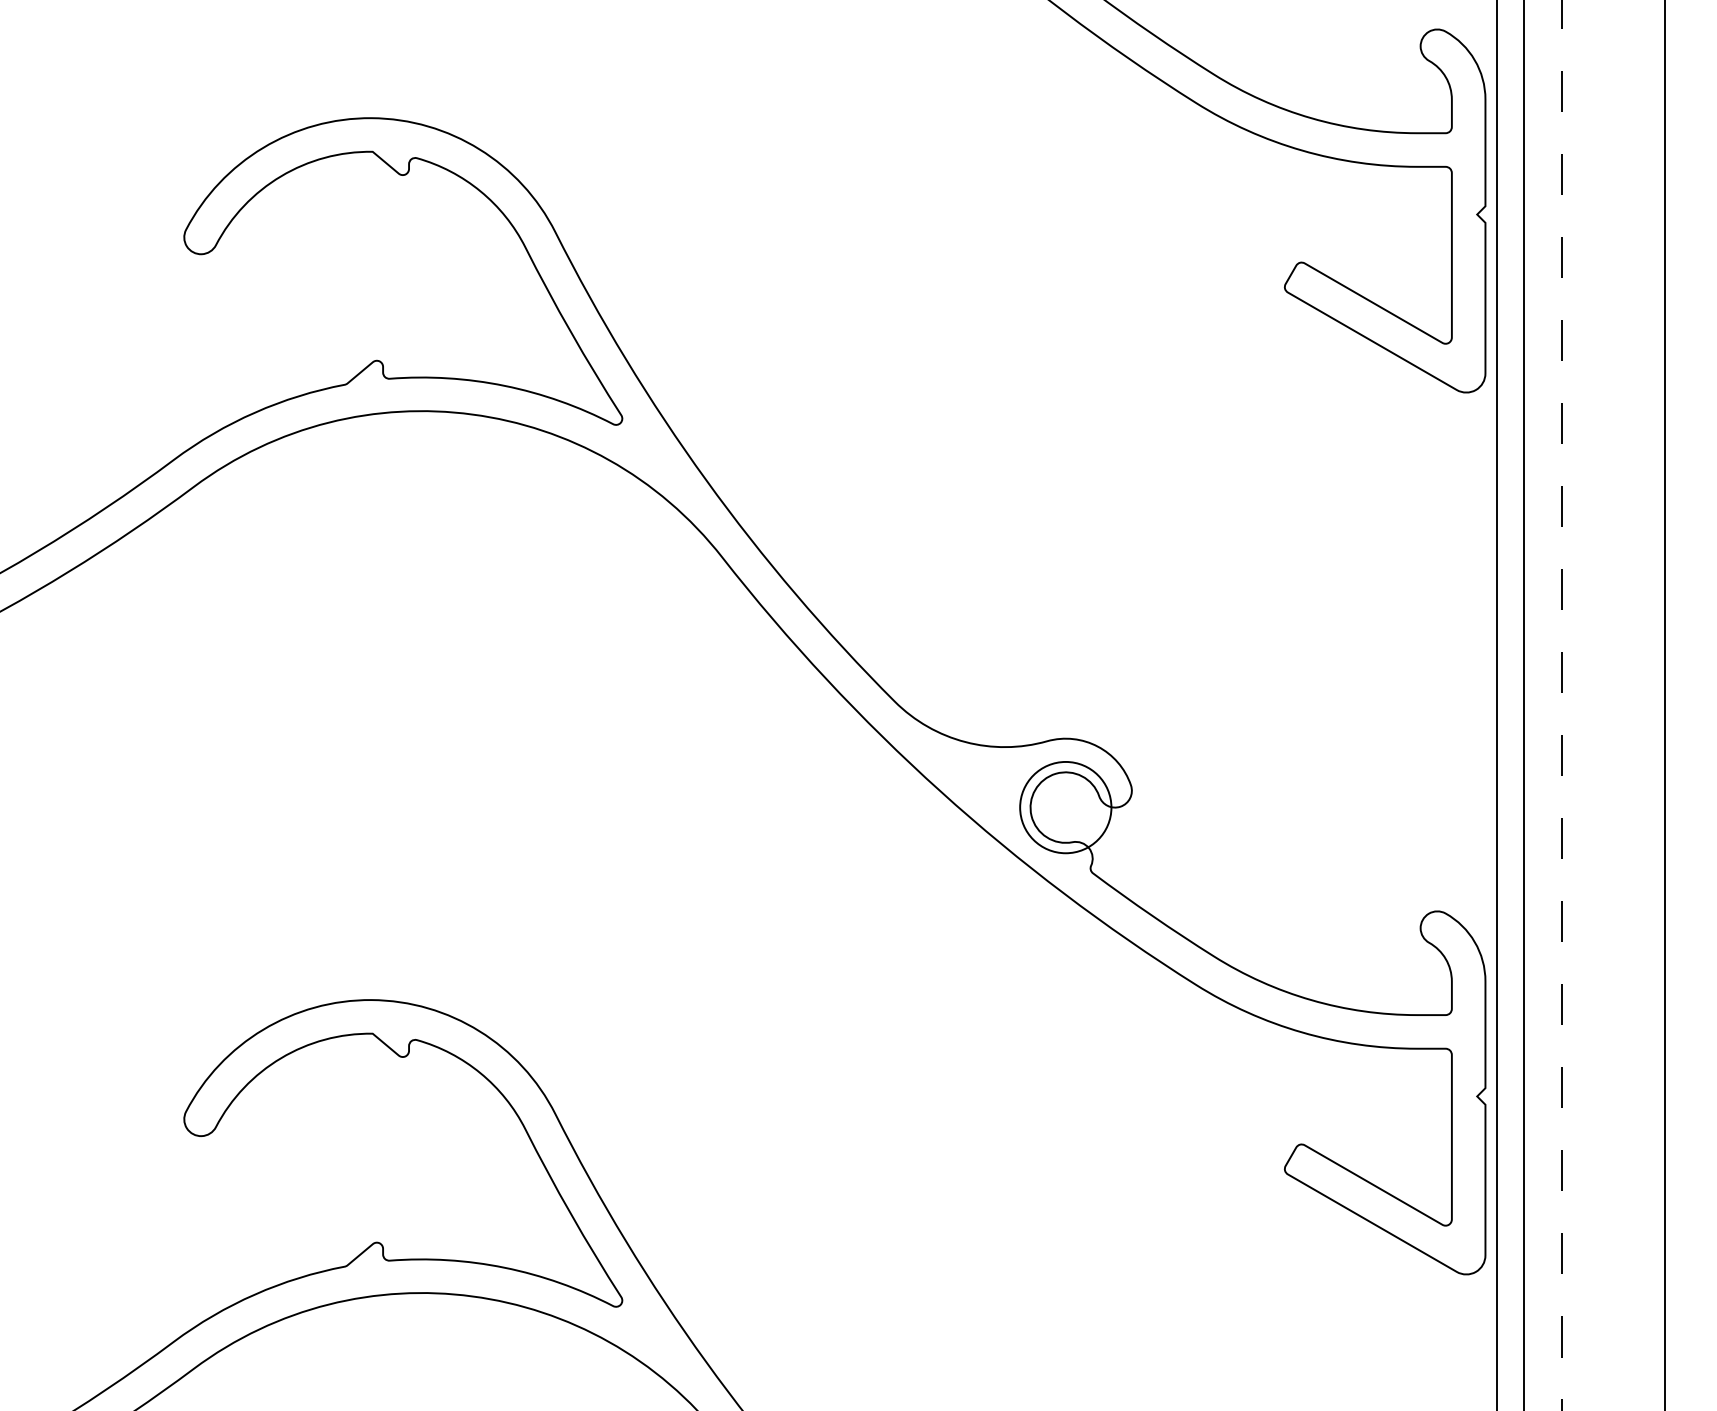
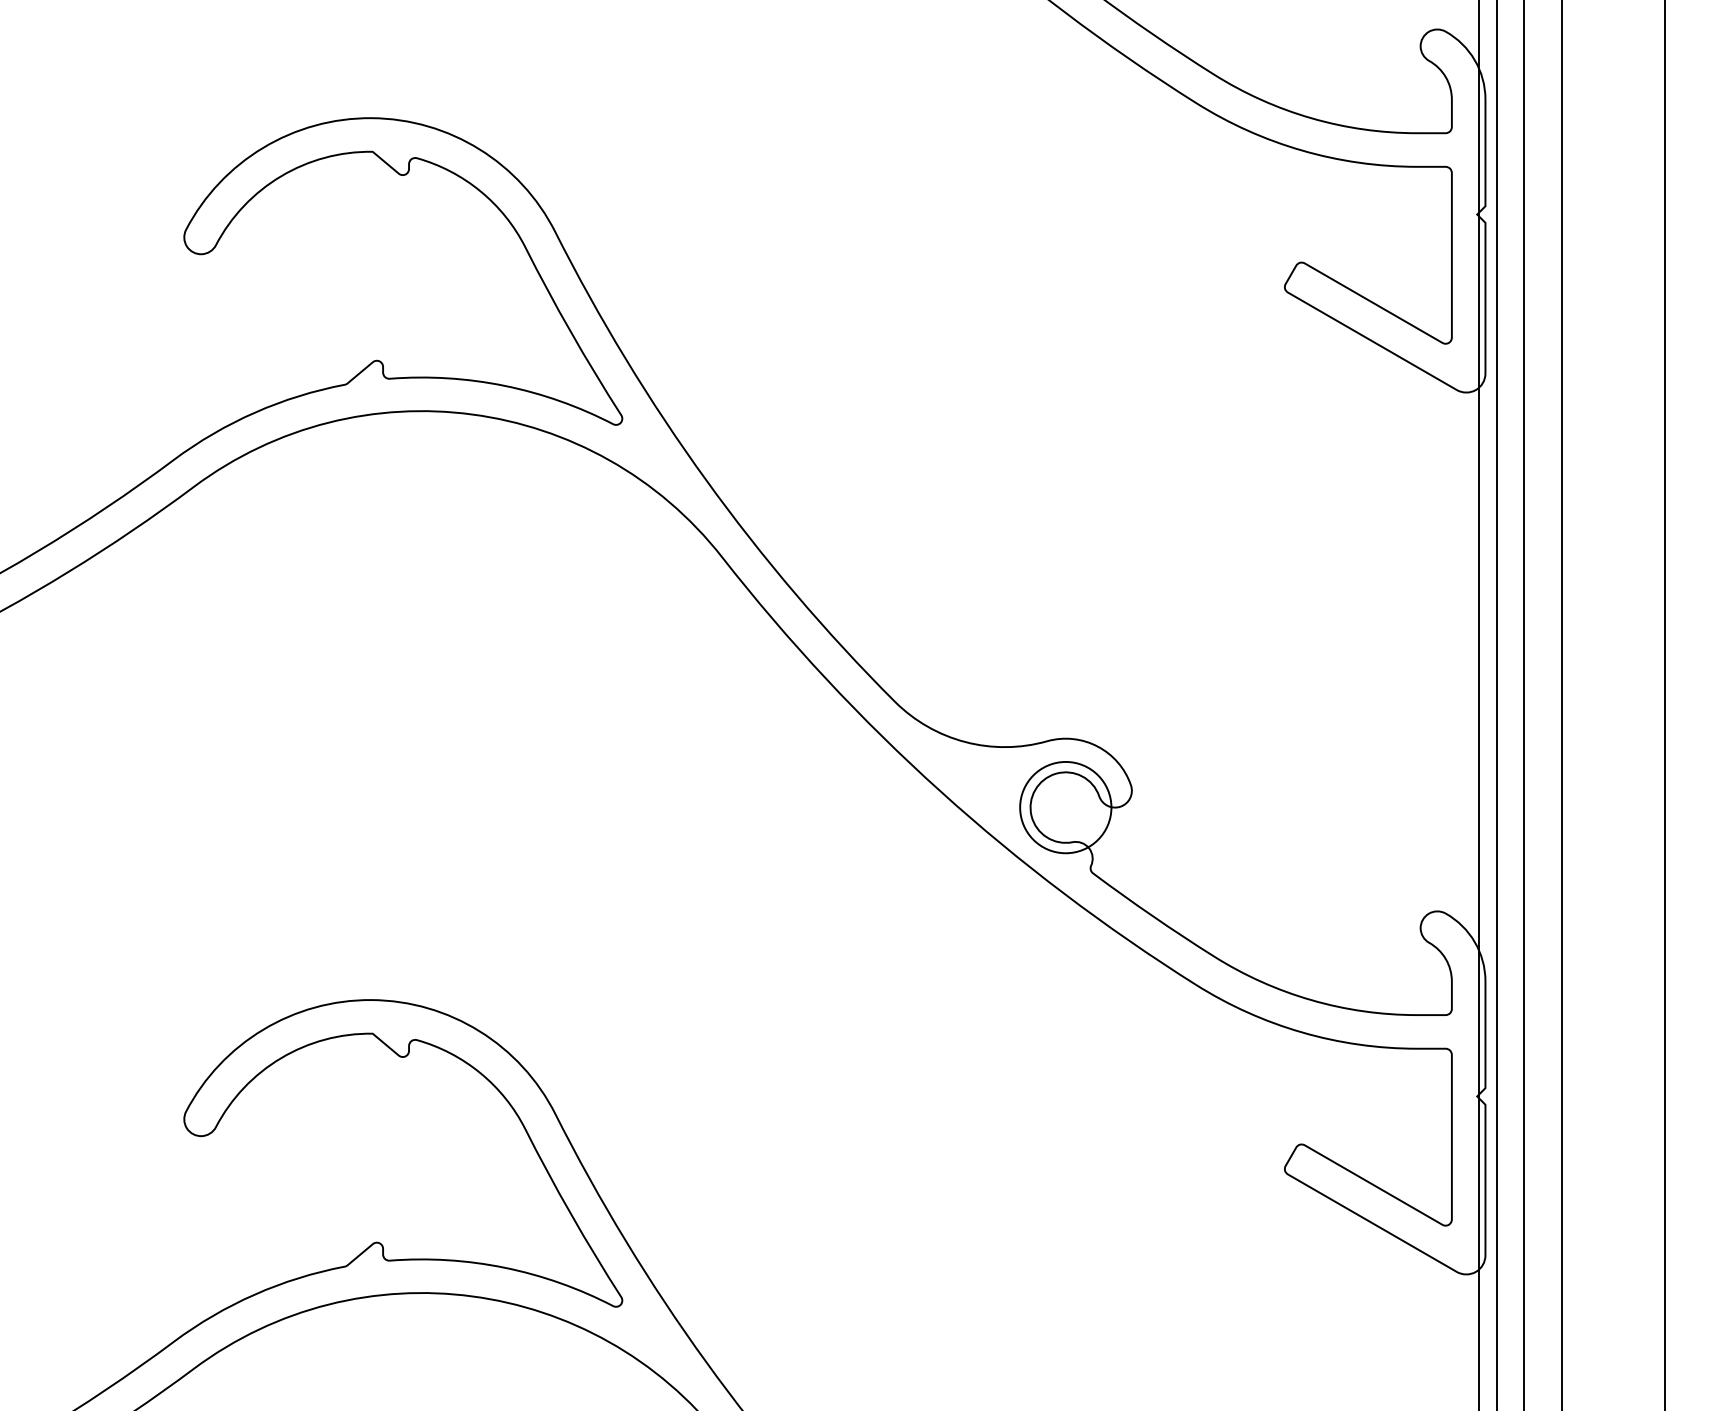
line: none -> present (1478, 704)
line: dashed -> solid (1561, 705)
